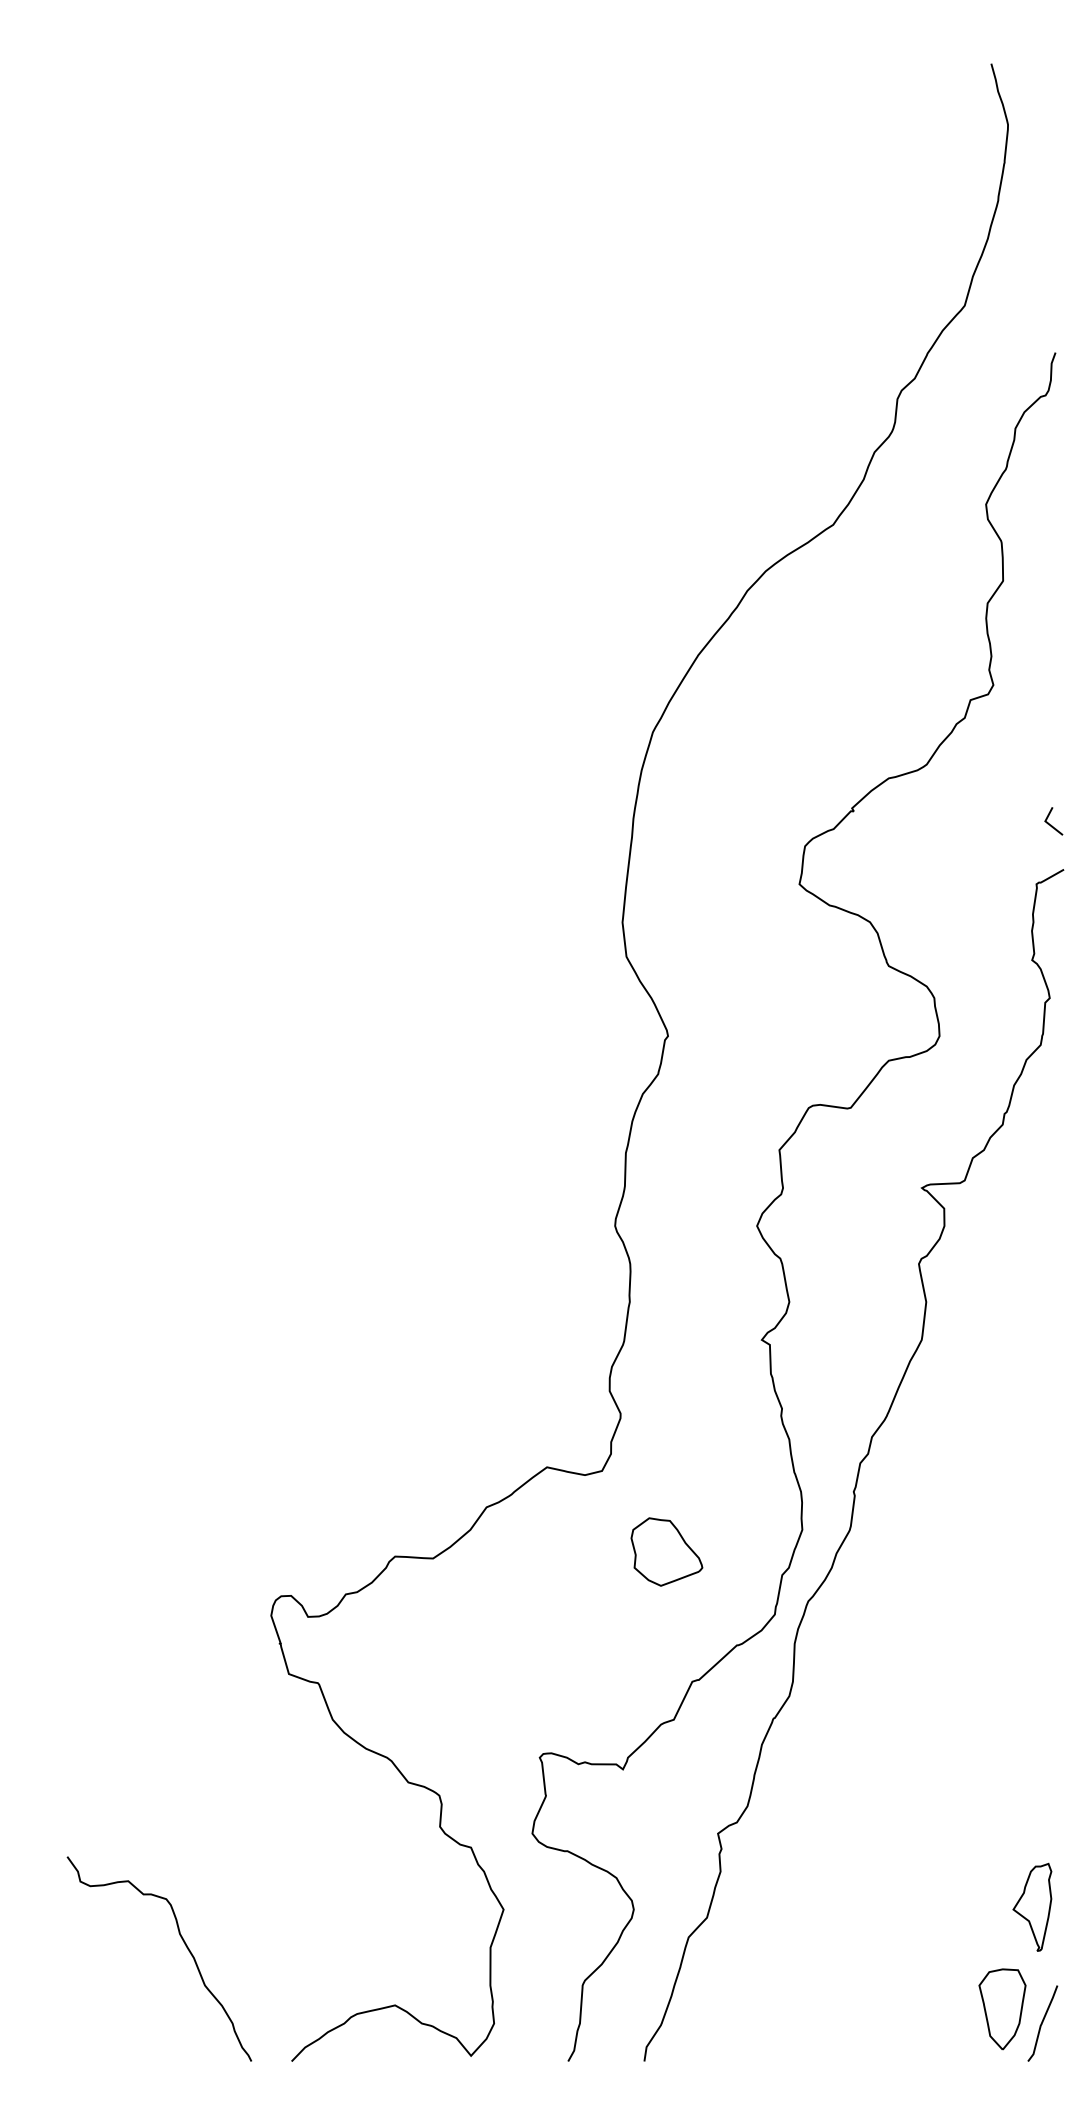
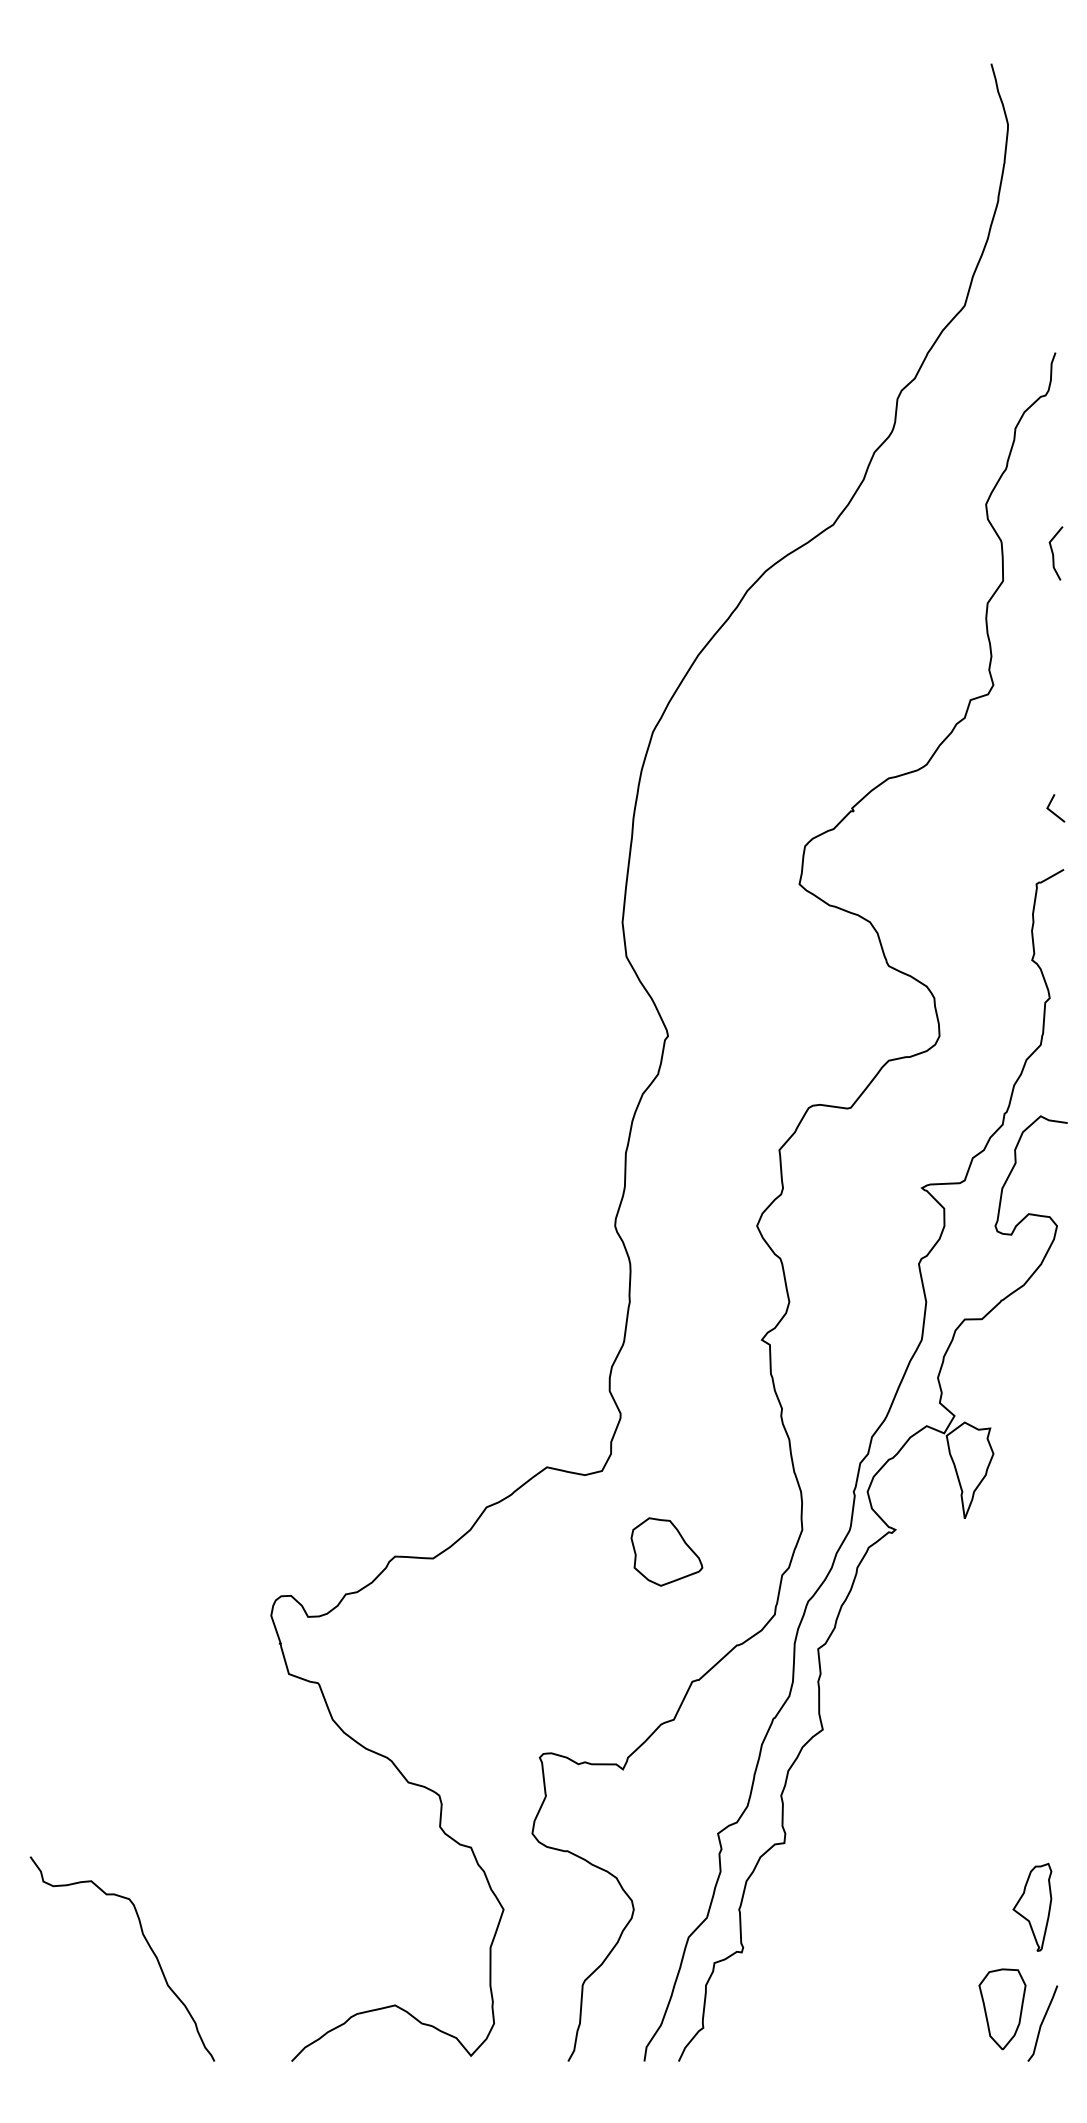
line: none -> present (1053, 553)
line position: (1051, 824) -> (1053, 811) (1053, 811)
part: none -> present (854, 1582)
curve position: (185, 1946) -> (148, 1946) (148, 1946)
